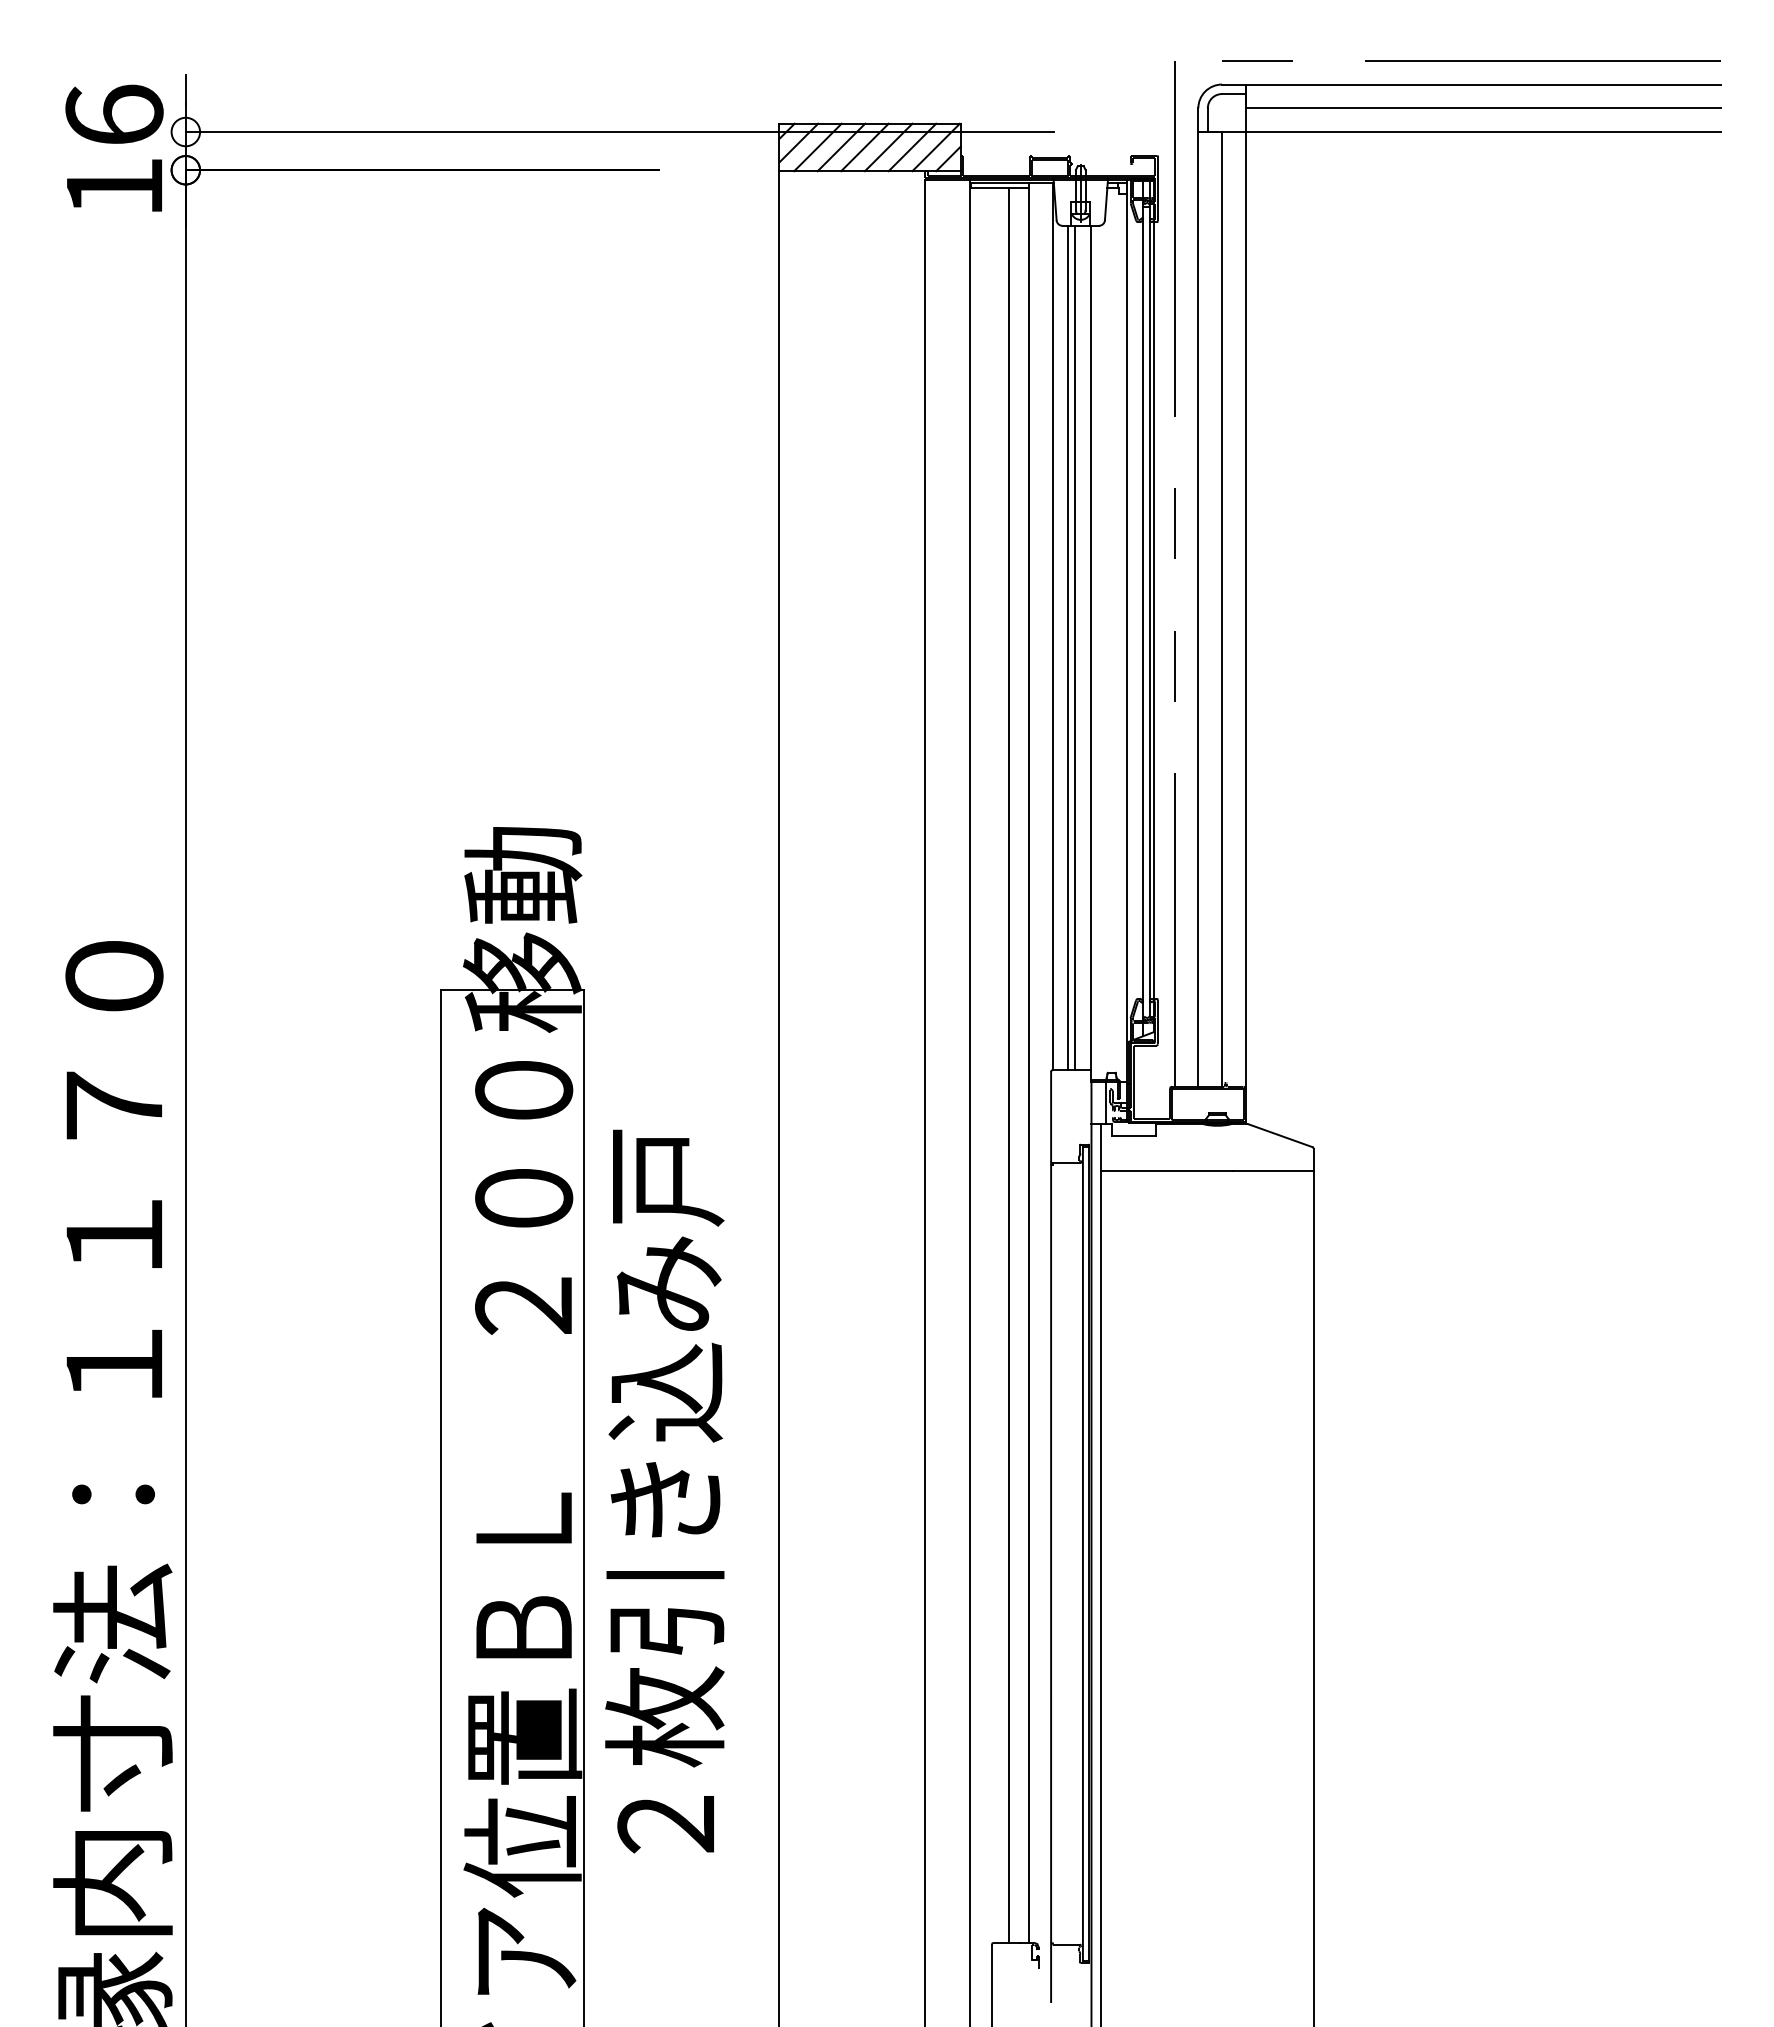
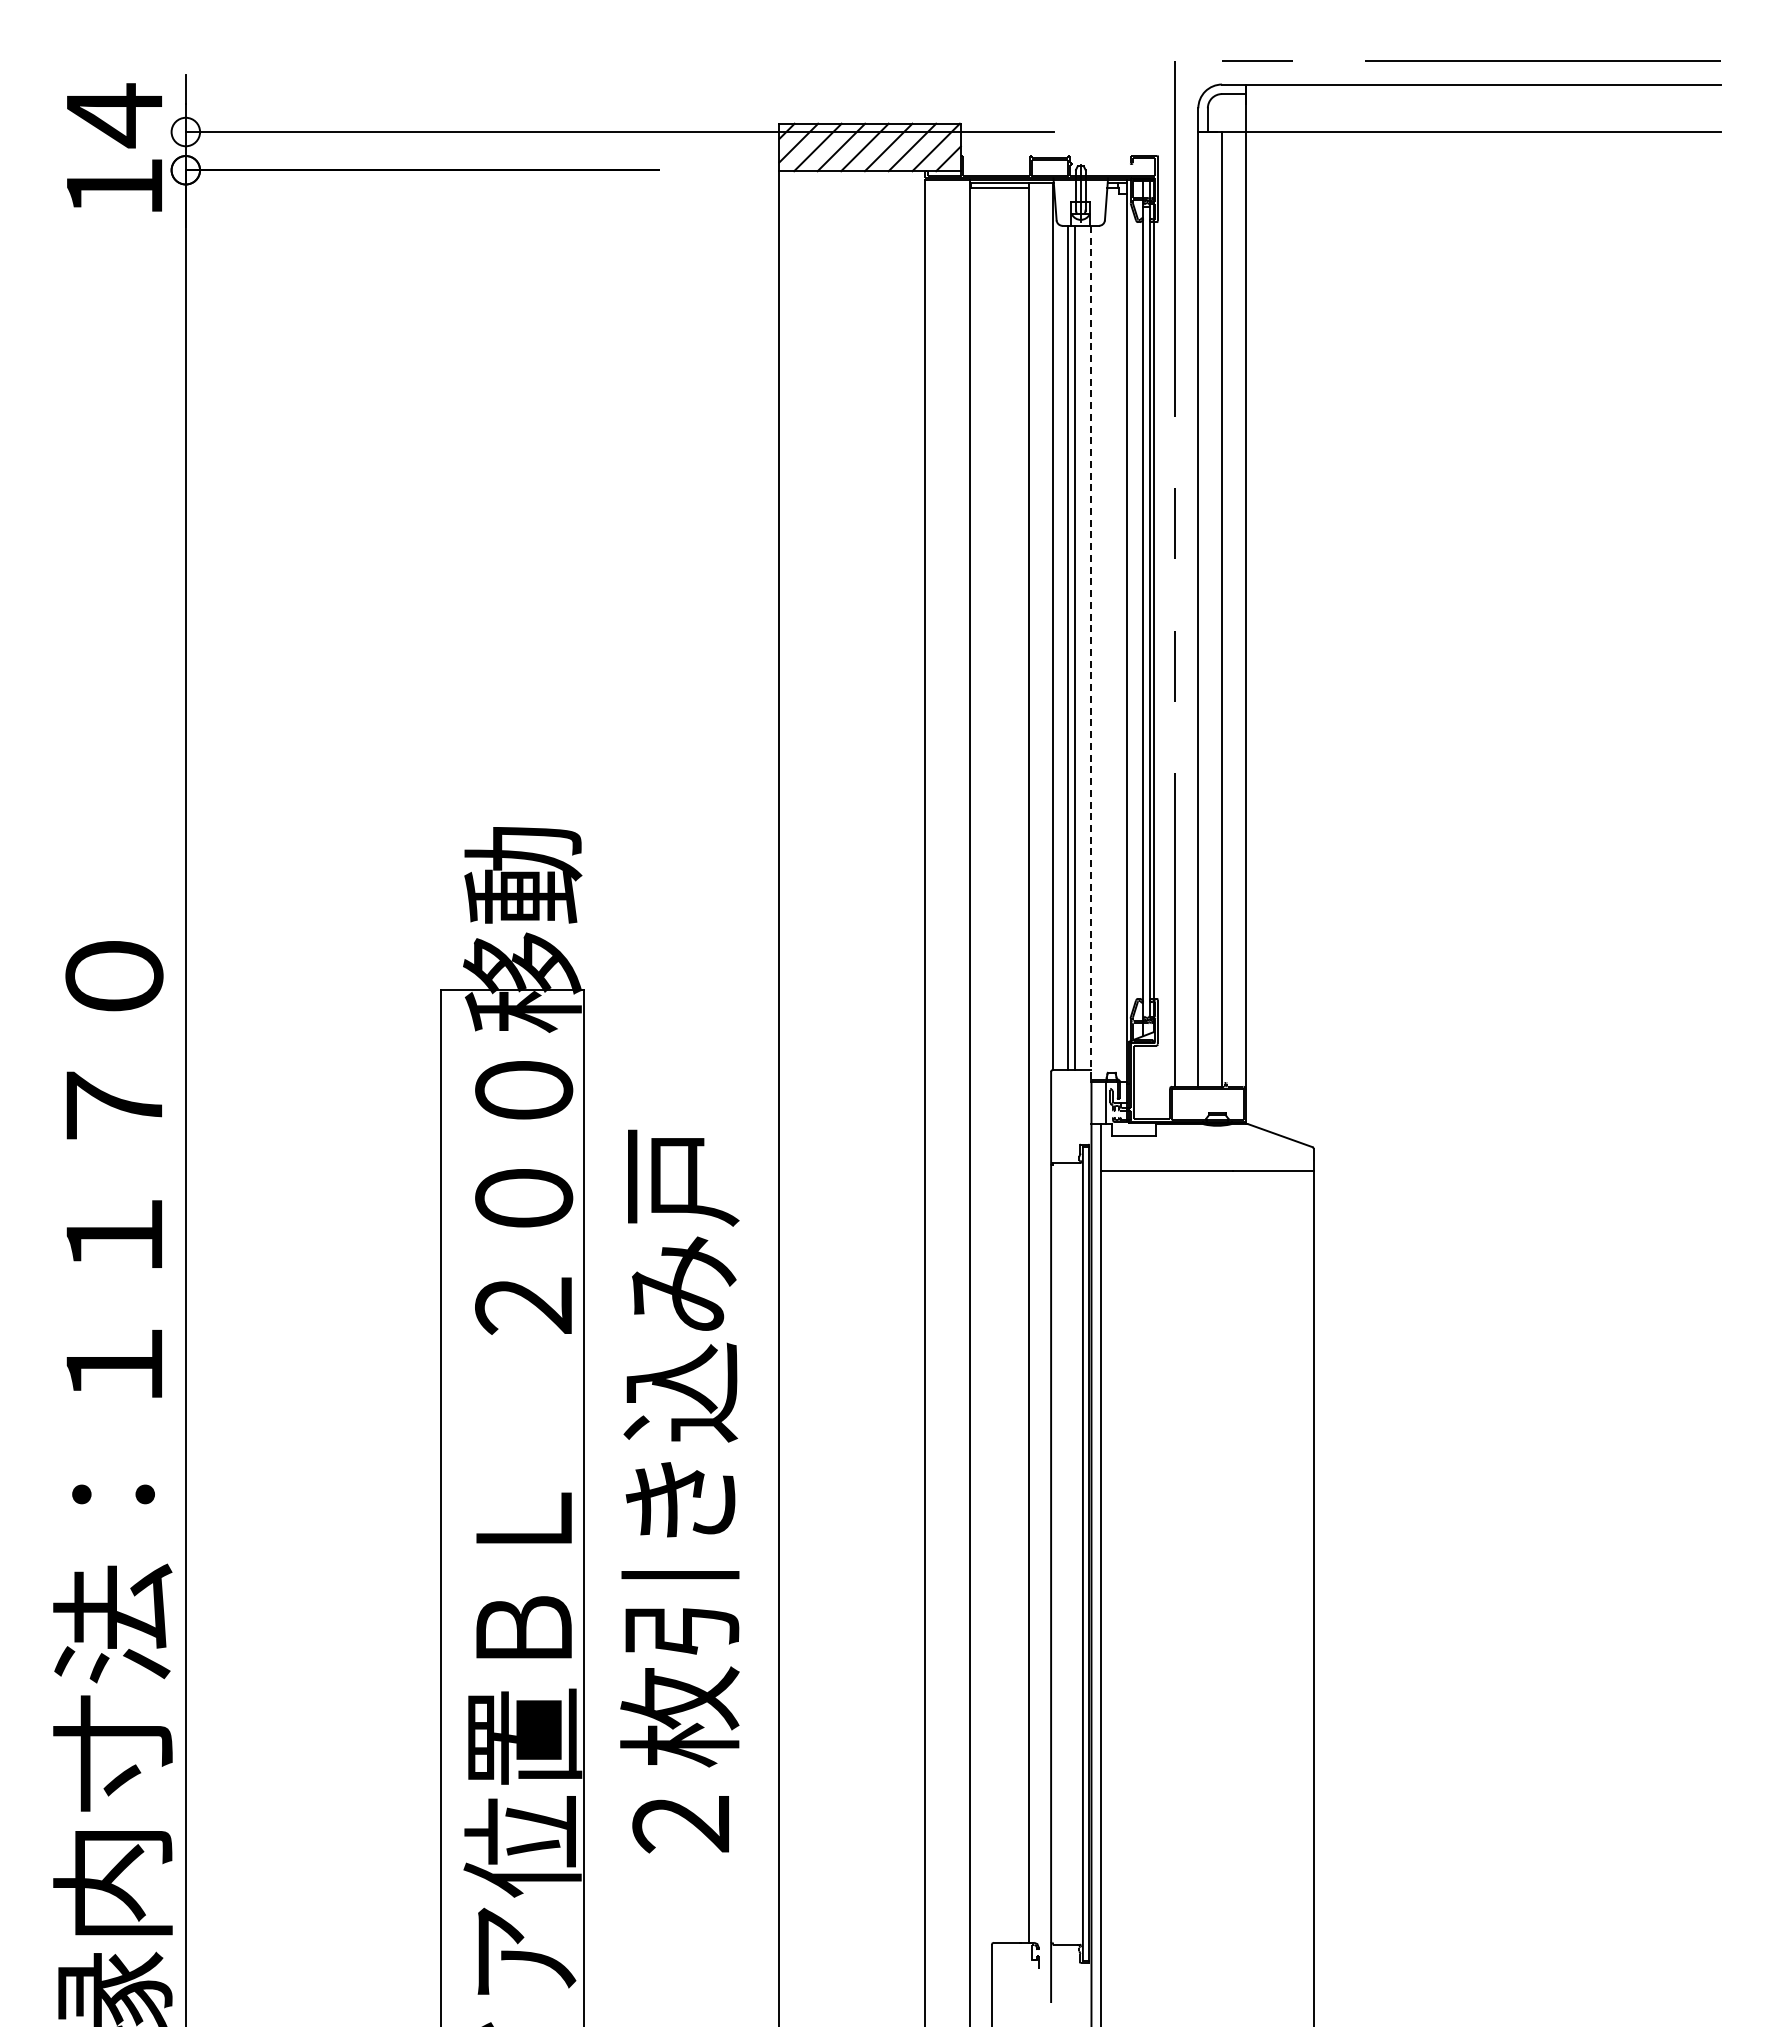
line: present -> none (1482, 108)
text: 16 -> 14 (114, 115)
line: solid -> dashed (1091, 652)
line: present -> none (1008, 1064)
text position: (664, 1491) -> (679, 1491) (679, 1491)
